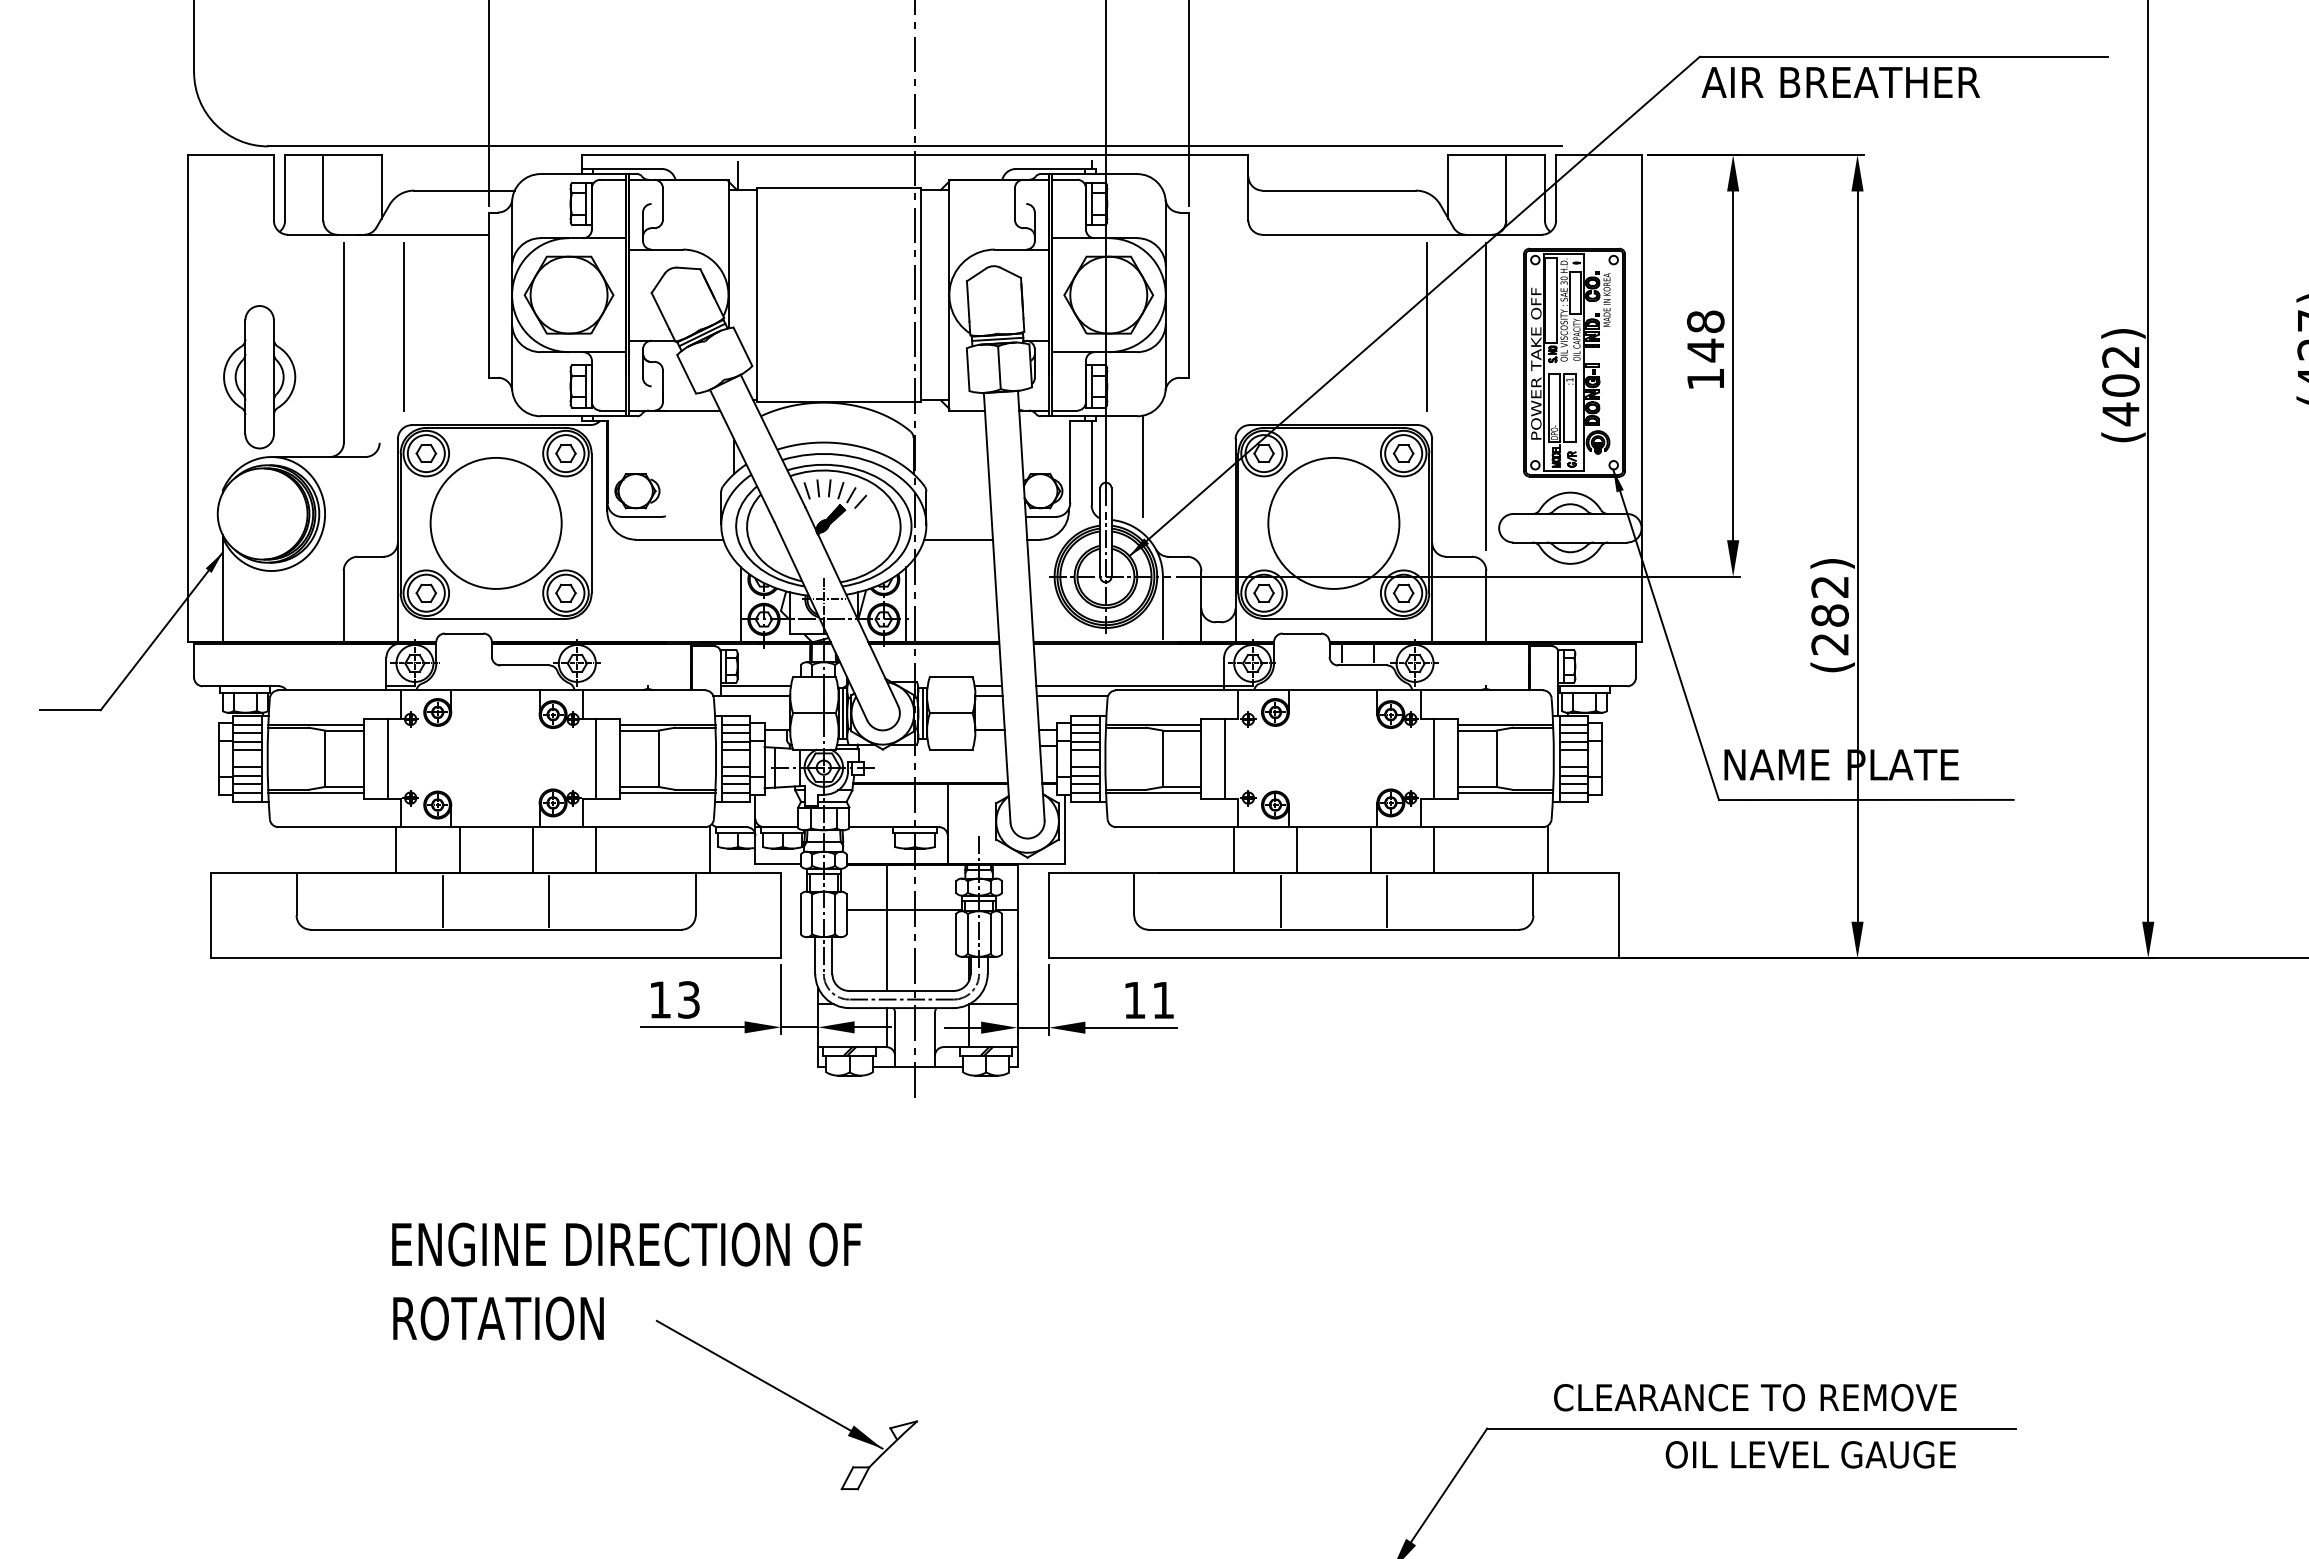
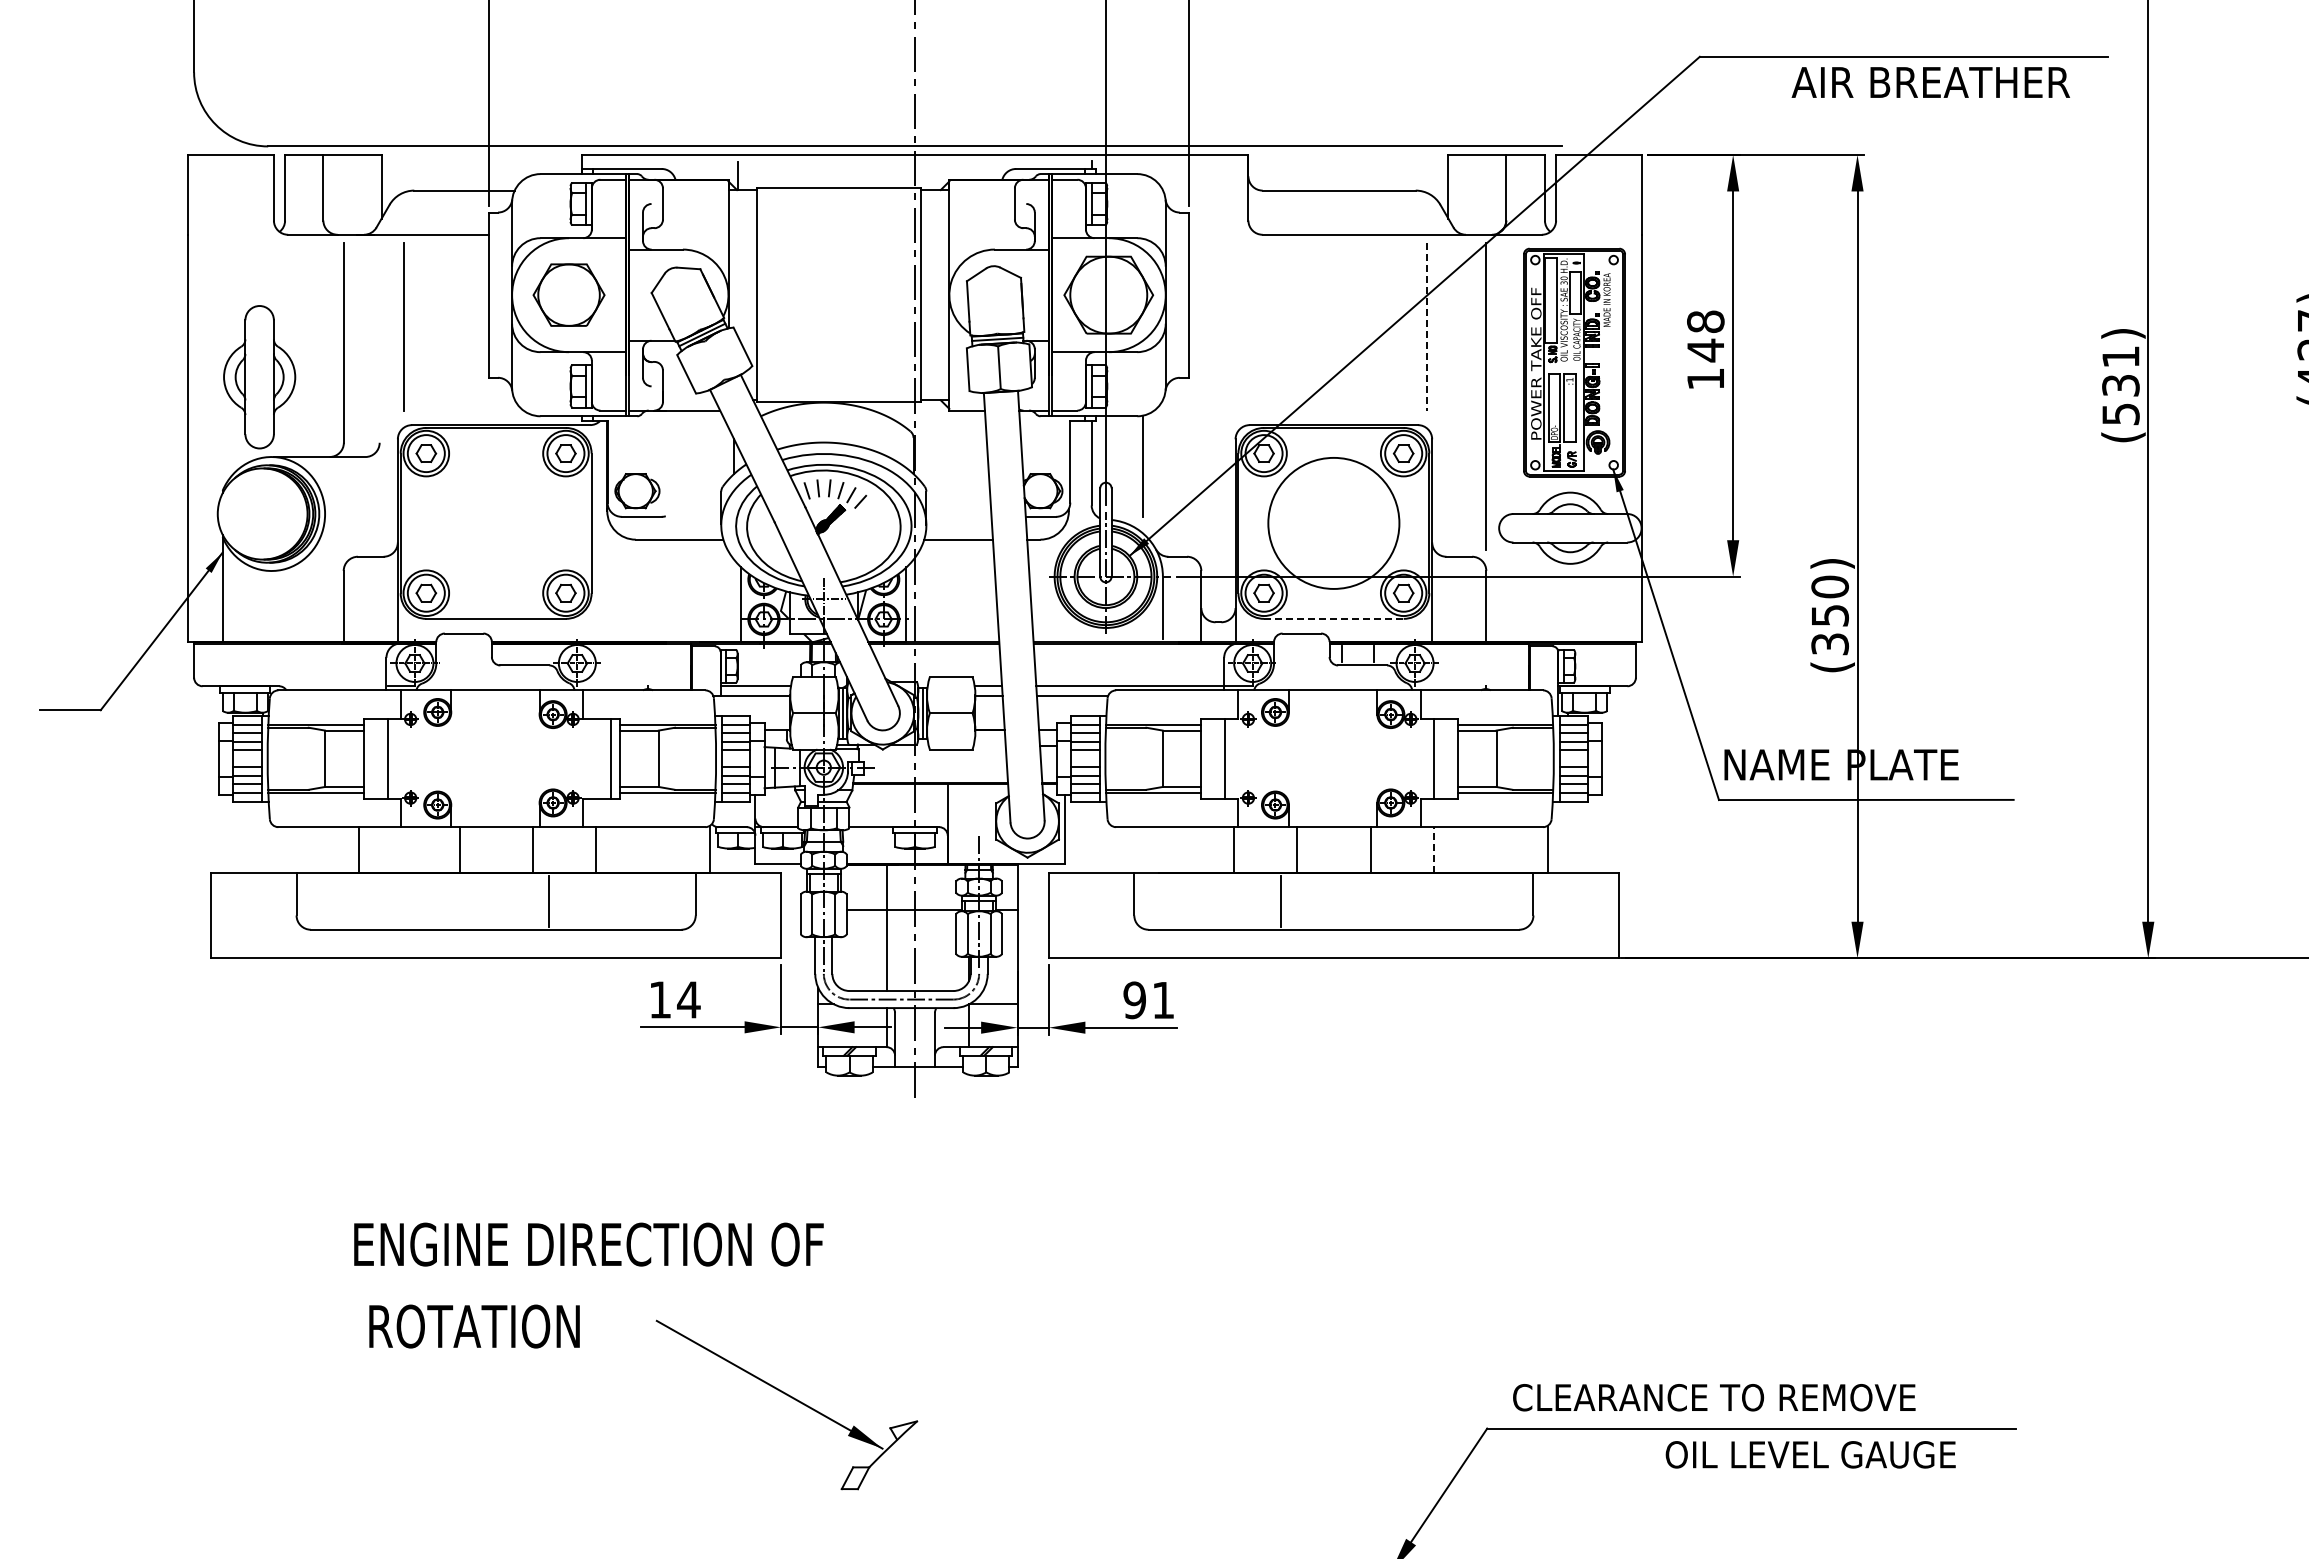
text position: (1840, 82) -> (1930, 82) (1930, 82)
part size: 92x80 px -> 74x64 px (568, 294)
line: solid -> dashed (1426, 327)
text: (402) -> (531) (2120, 386)
circle: present -> none (495, 523)
text: (282) -> (350) (1829, 615)
line: solid -> dashed (1333, 618)
line position: (596, 758) -> (611, 758) (611, 758)
line position: (396, 849) -> (359, 849) (359, 849)
line: solid -> dashed (1433, 849)
line: present -> none (443, 900)
line: present -> none (1386, 900)
text: 13 -> 14 (688, 999)
text: 11 -> 91 (1134, 1000)
text position: (626, 1244) -> (588, 1244) (588, 1244)
text position: (498, 1318) -> (474, 1326) (474, 1326)
text position: (1755, 1397) -> (1714, 1397) (1714, 1397)
